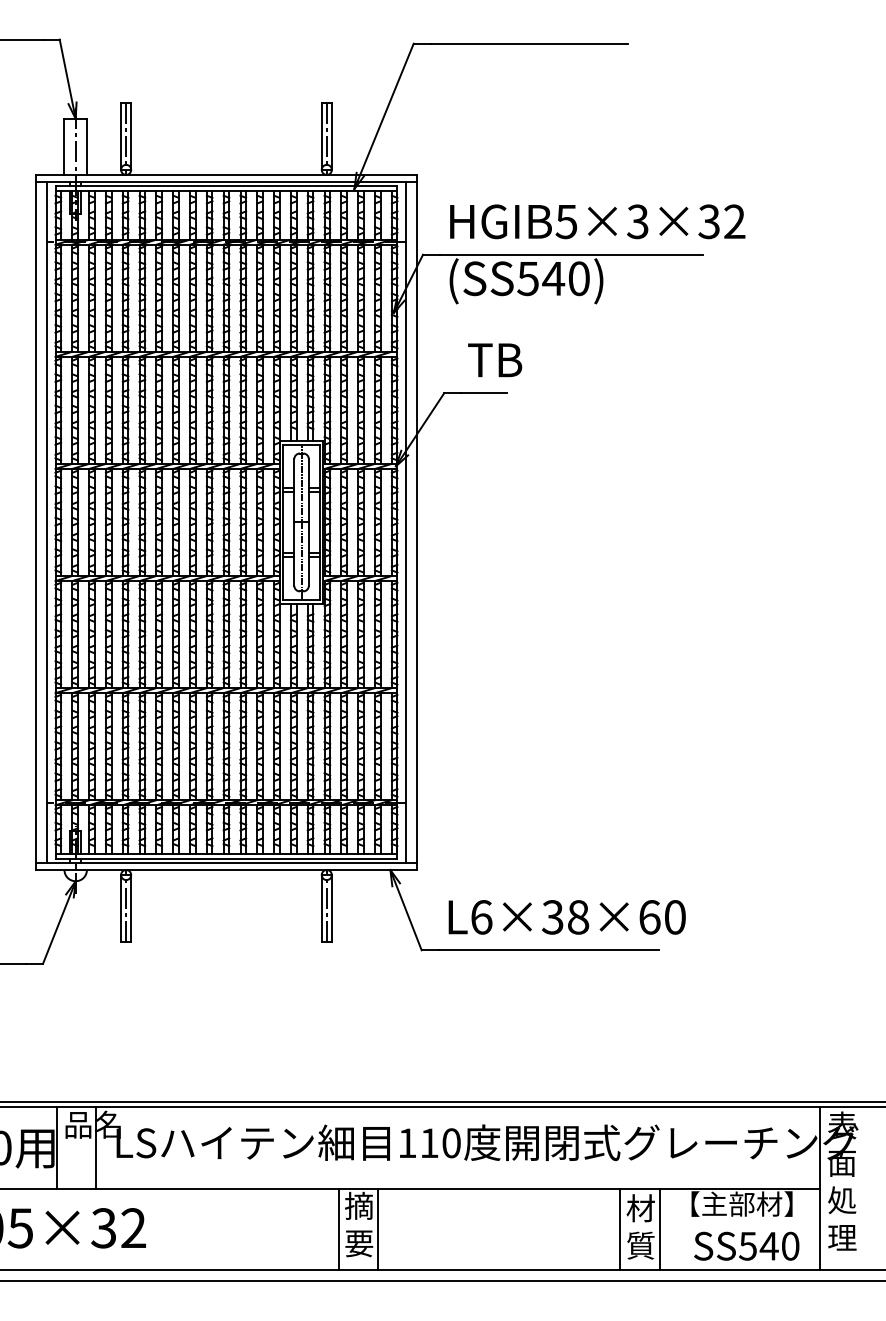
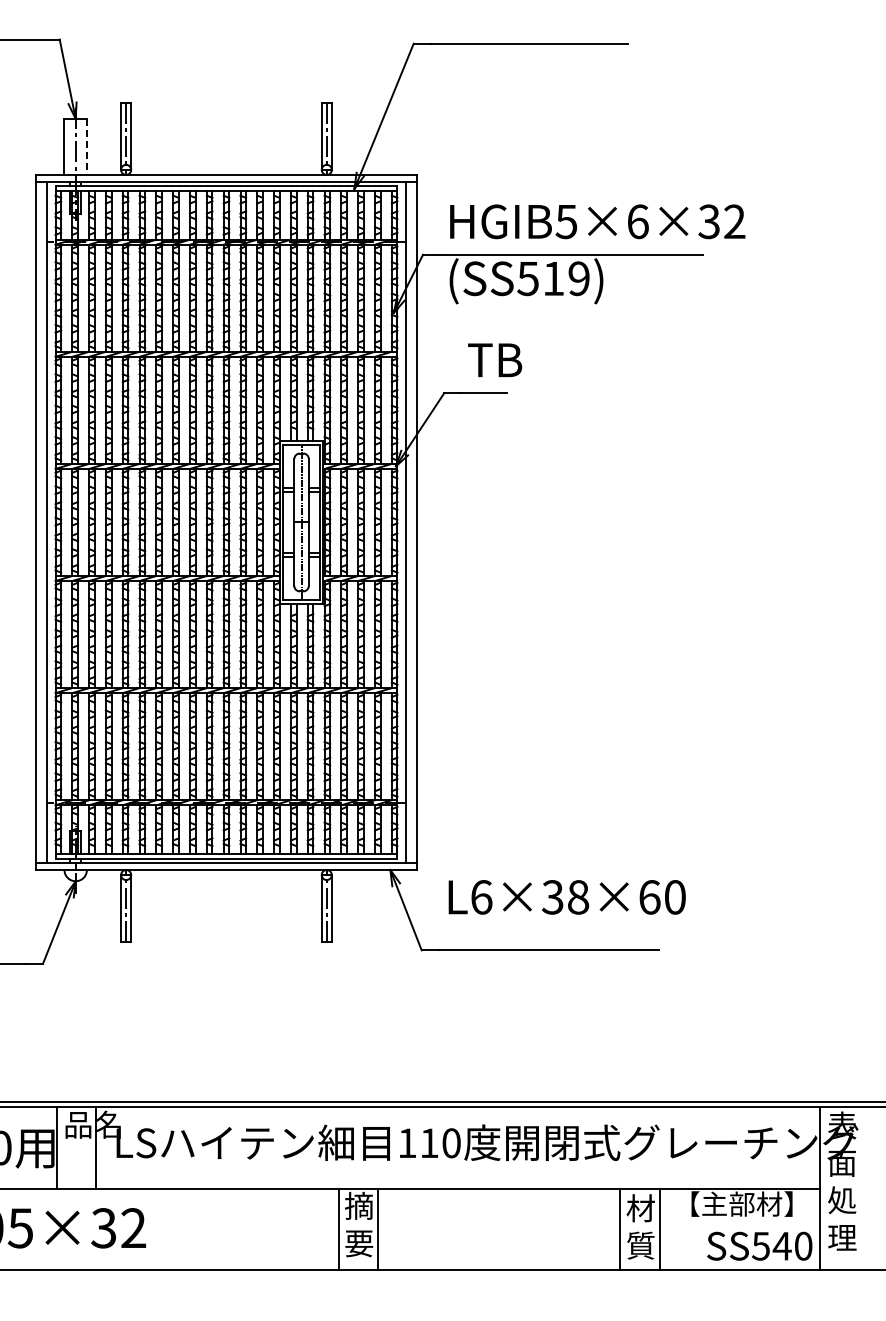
line: solid -> dashed (86, 147)
text: HGIB5×3×32 -> HGIB5×6×32 (637, 221)
text: (SS540) -> (SS519) (565, 278)
text position: (566, 917) -> (566, 897) (566, 897)
text position: (746, 1245) -> (759, 1245) (759, 1245)
line: present -> none (442, 1281)
